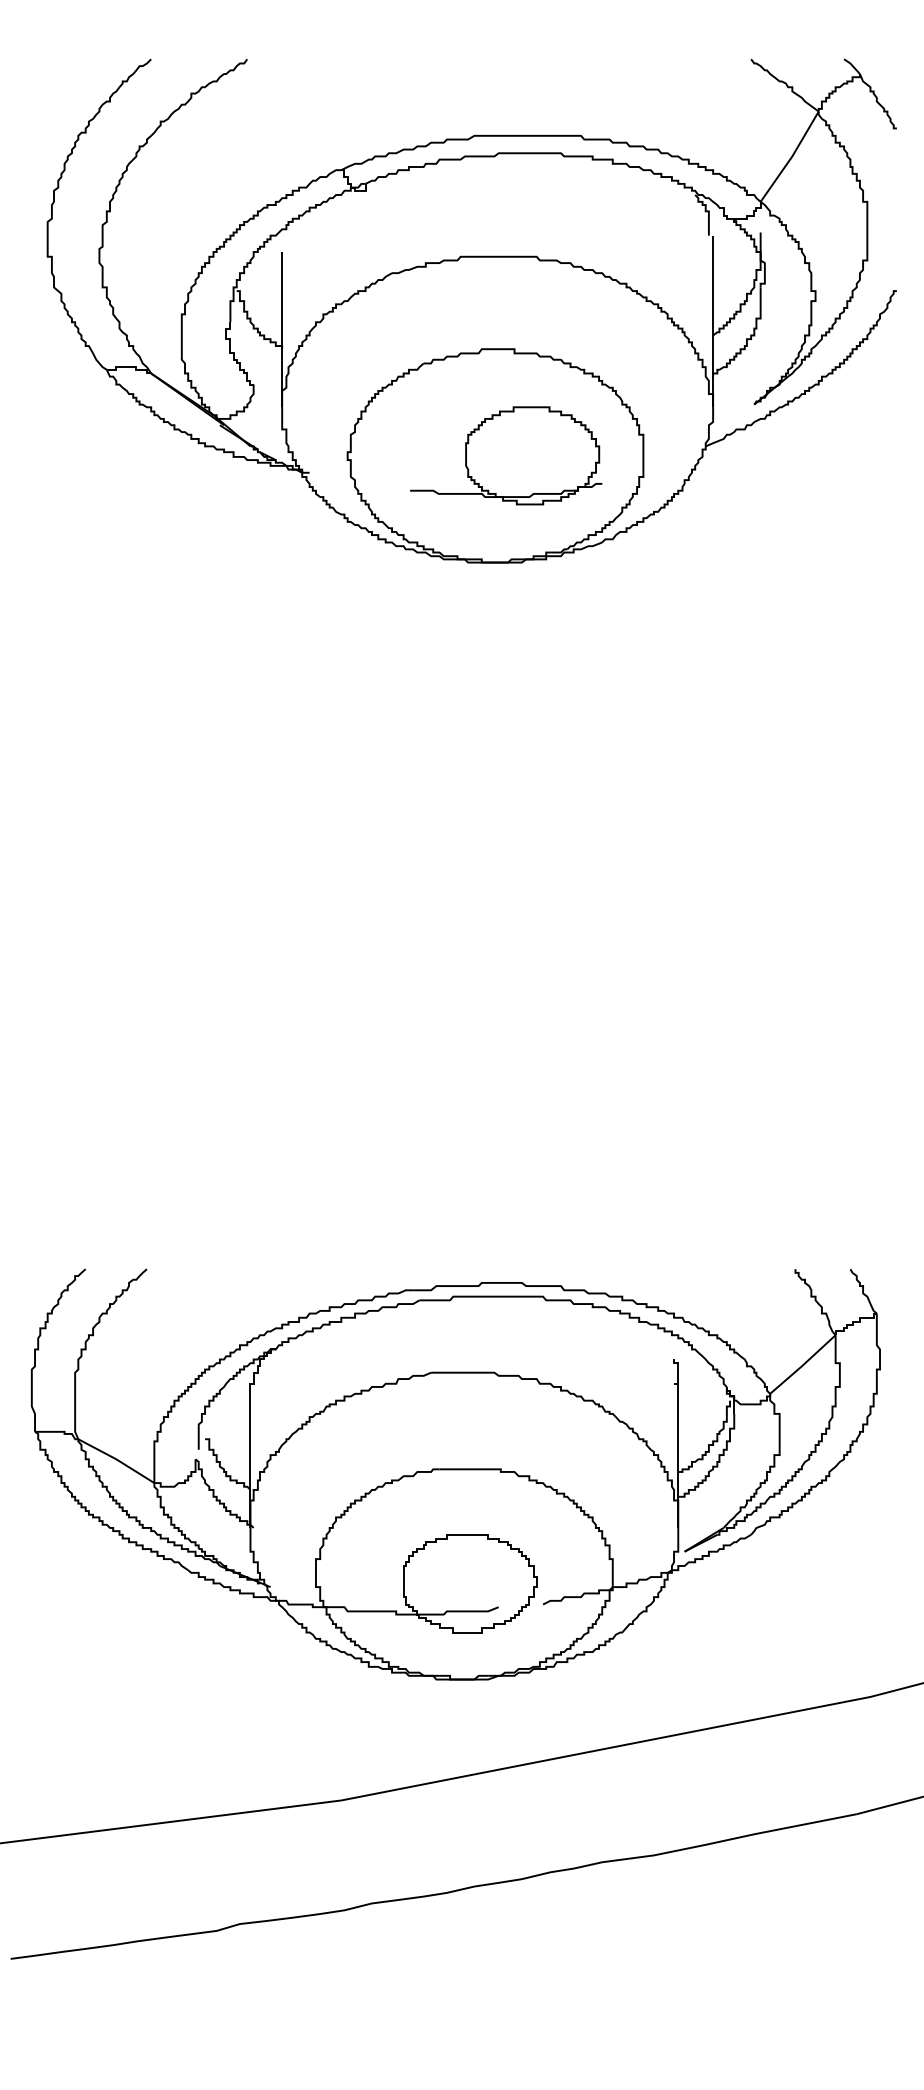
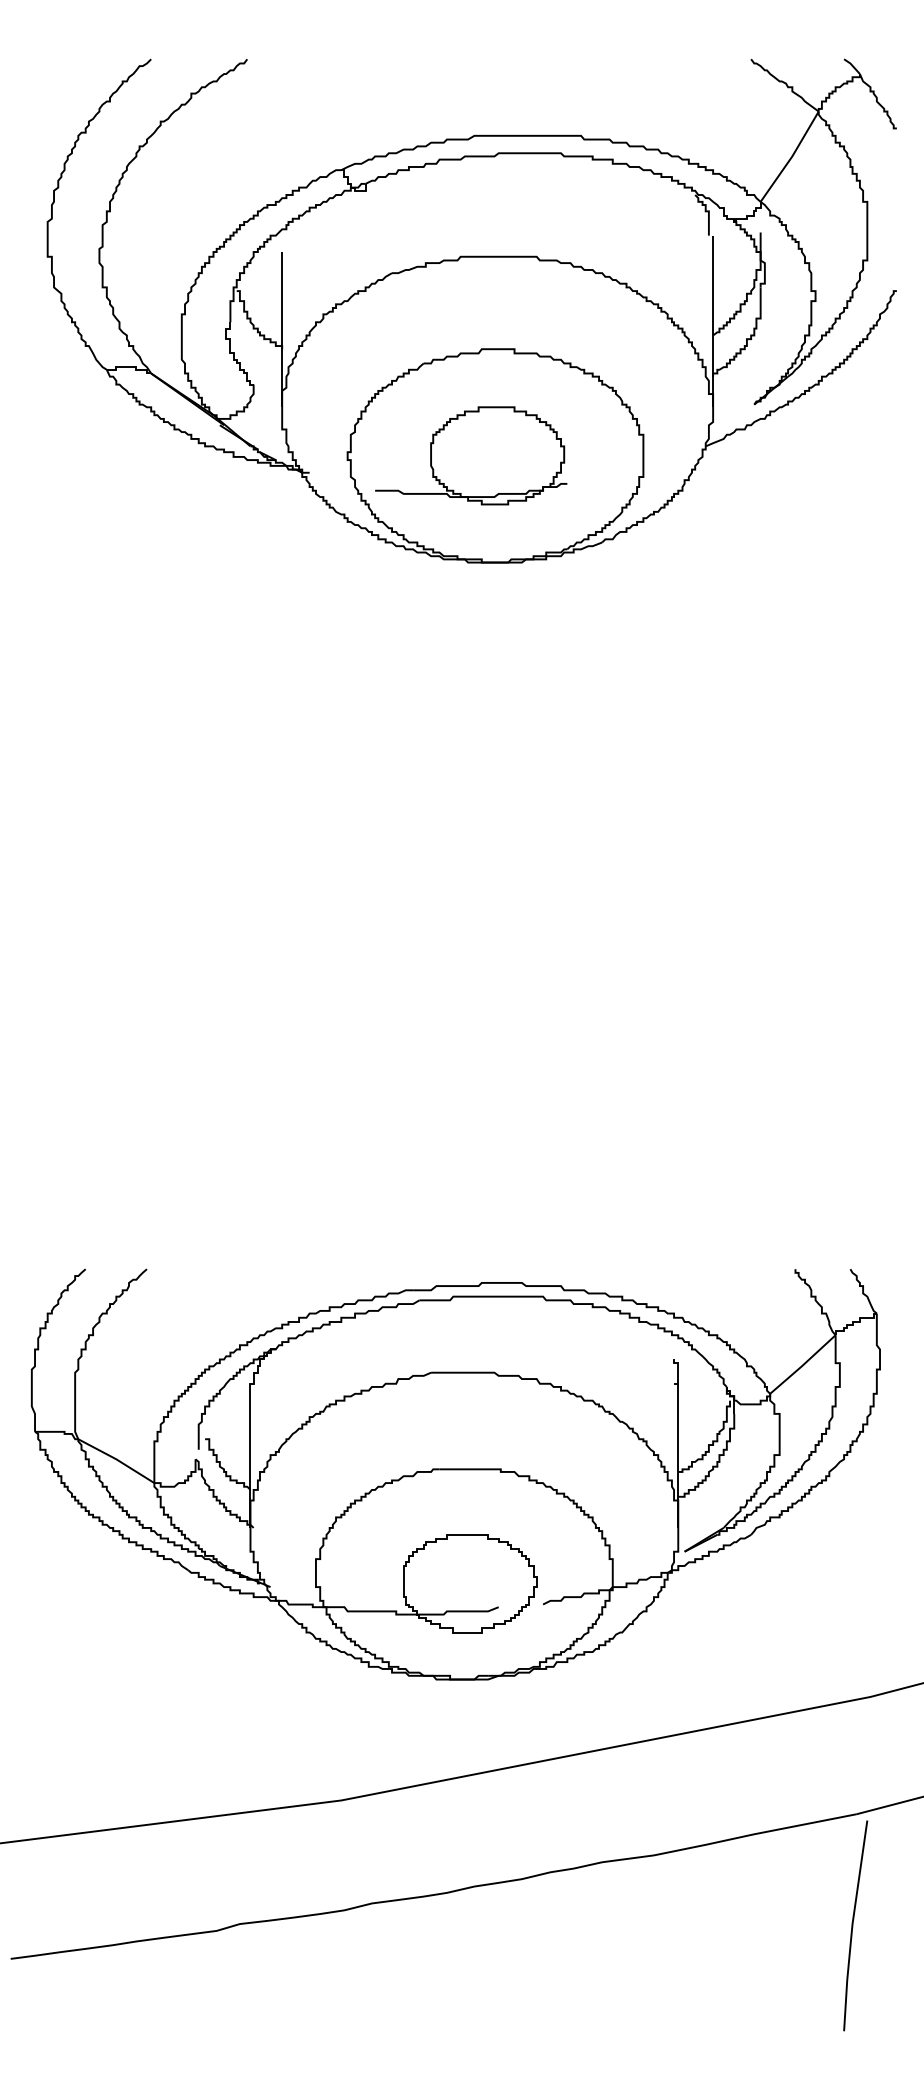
part position: (506, 455) -> (471, 455) (471, 455)
line: none -> present (853, 1925)
